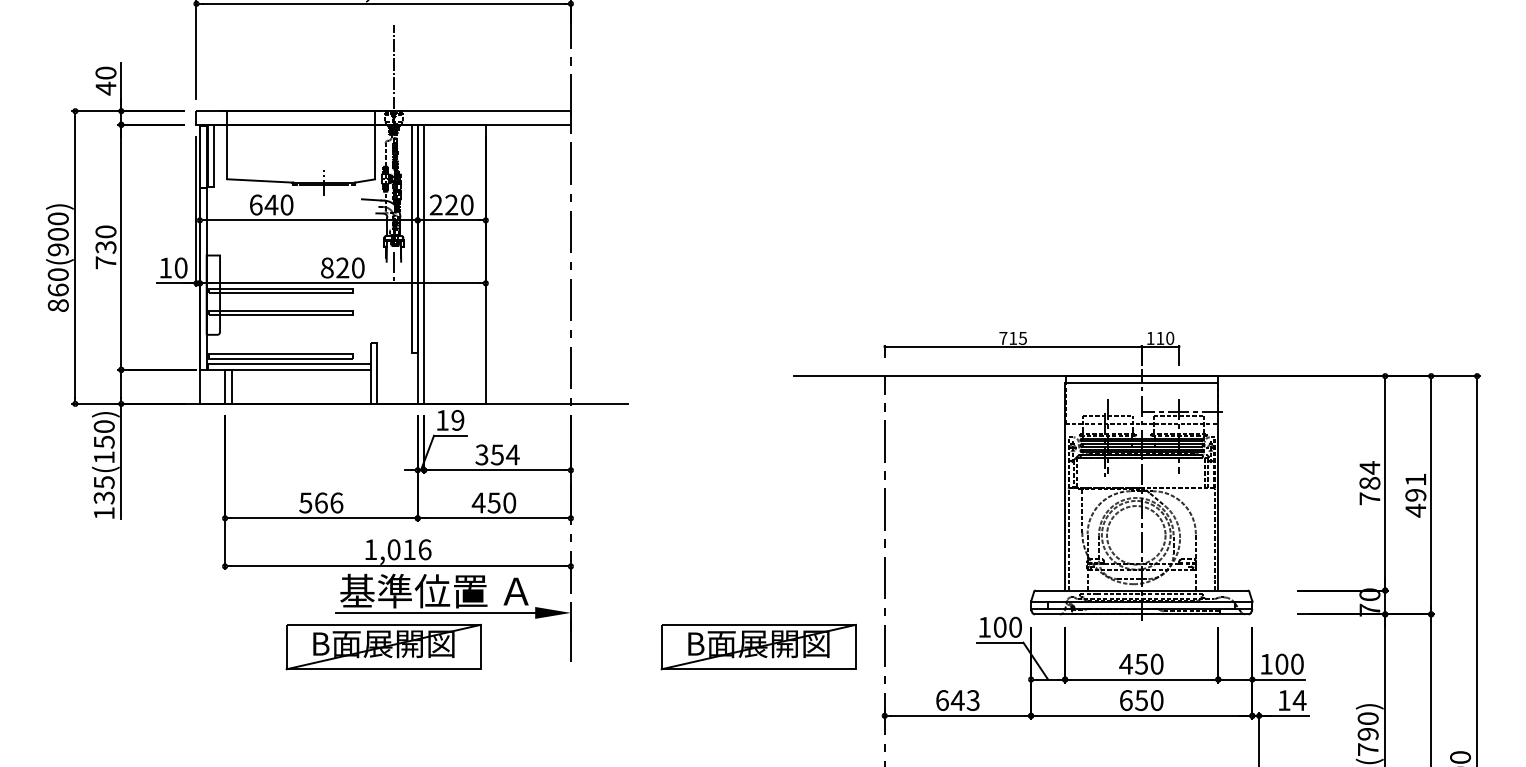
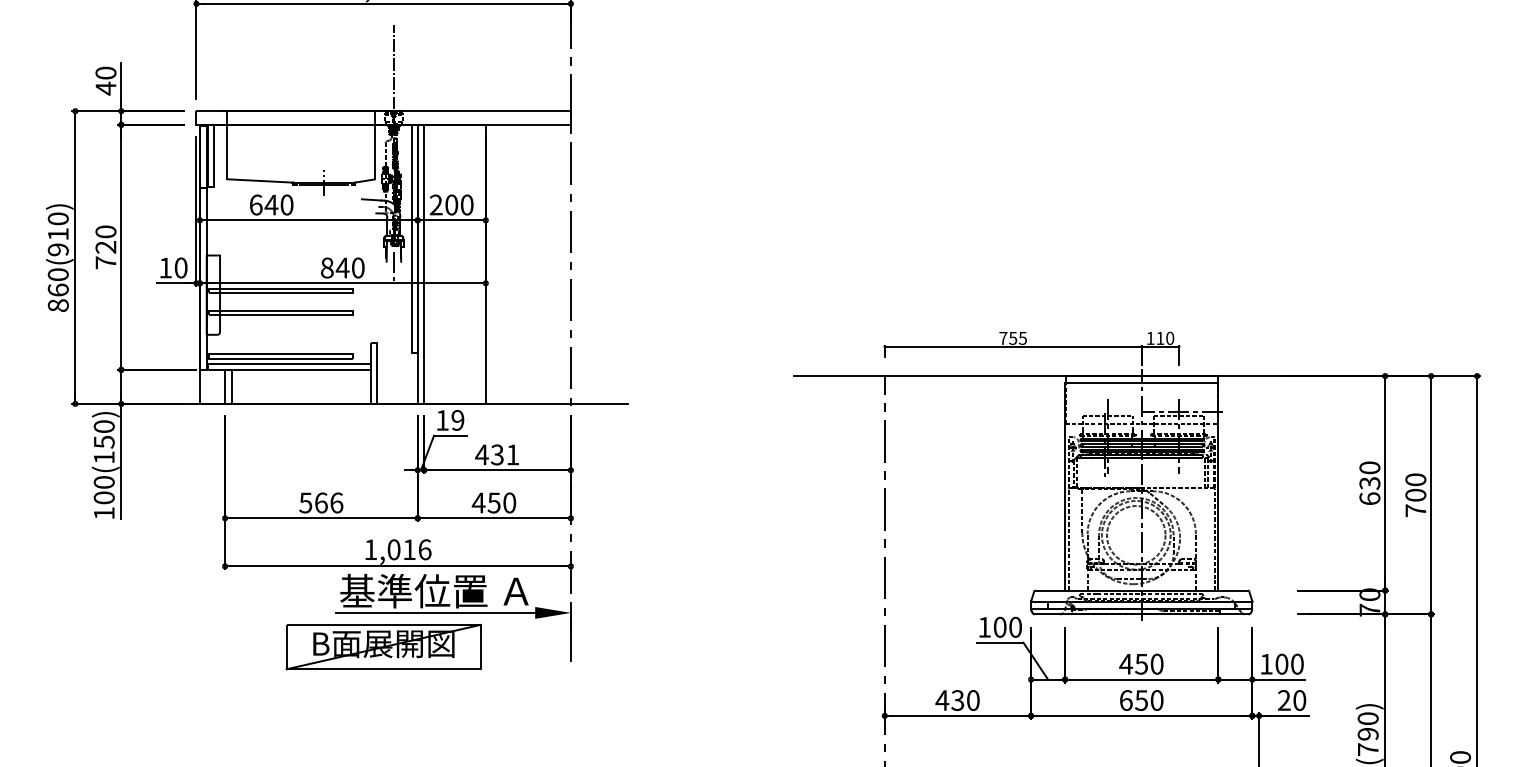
text: 220 -> 200 (451, 204)
text: 860(900) -> 860(910) (57, 234)
text: 730 -> 720 (106, 247)
text: 820 -> 840 (342, 267)
text: 715 -> 755 (1013, 338)
text: 354 -> 431 (497, 454)
text: 784 -> 630 (1369, 483)
text: 135(150) -> 100(150) (103, 490)
text: 491 -> 700 (1415, 495)
part: present -> none (758, 647)
text: 643 -> 430 (957, 700)
text: 14 -> 20 (1292, 700)
